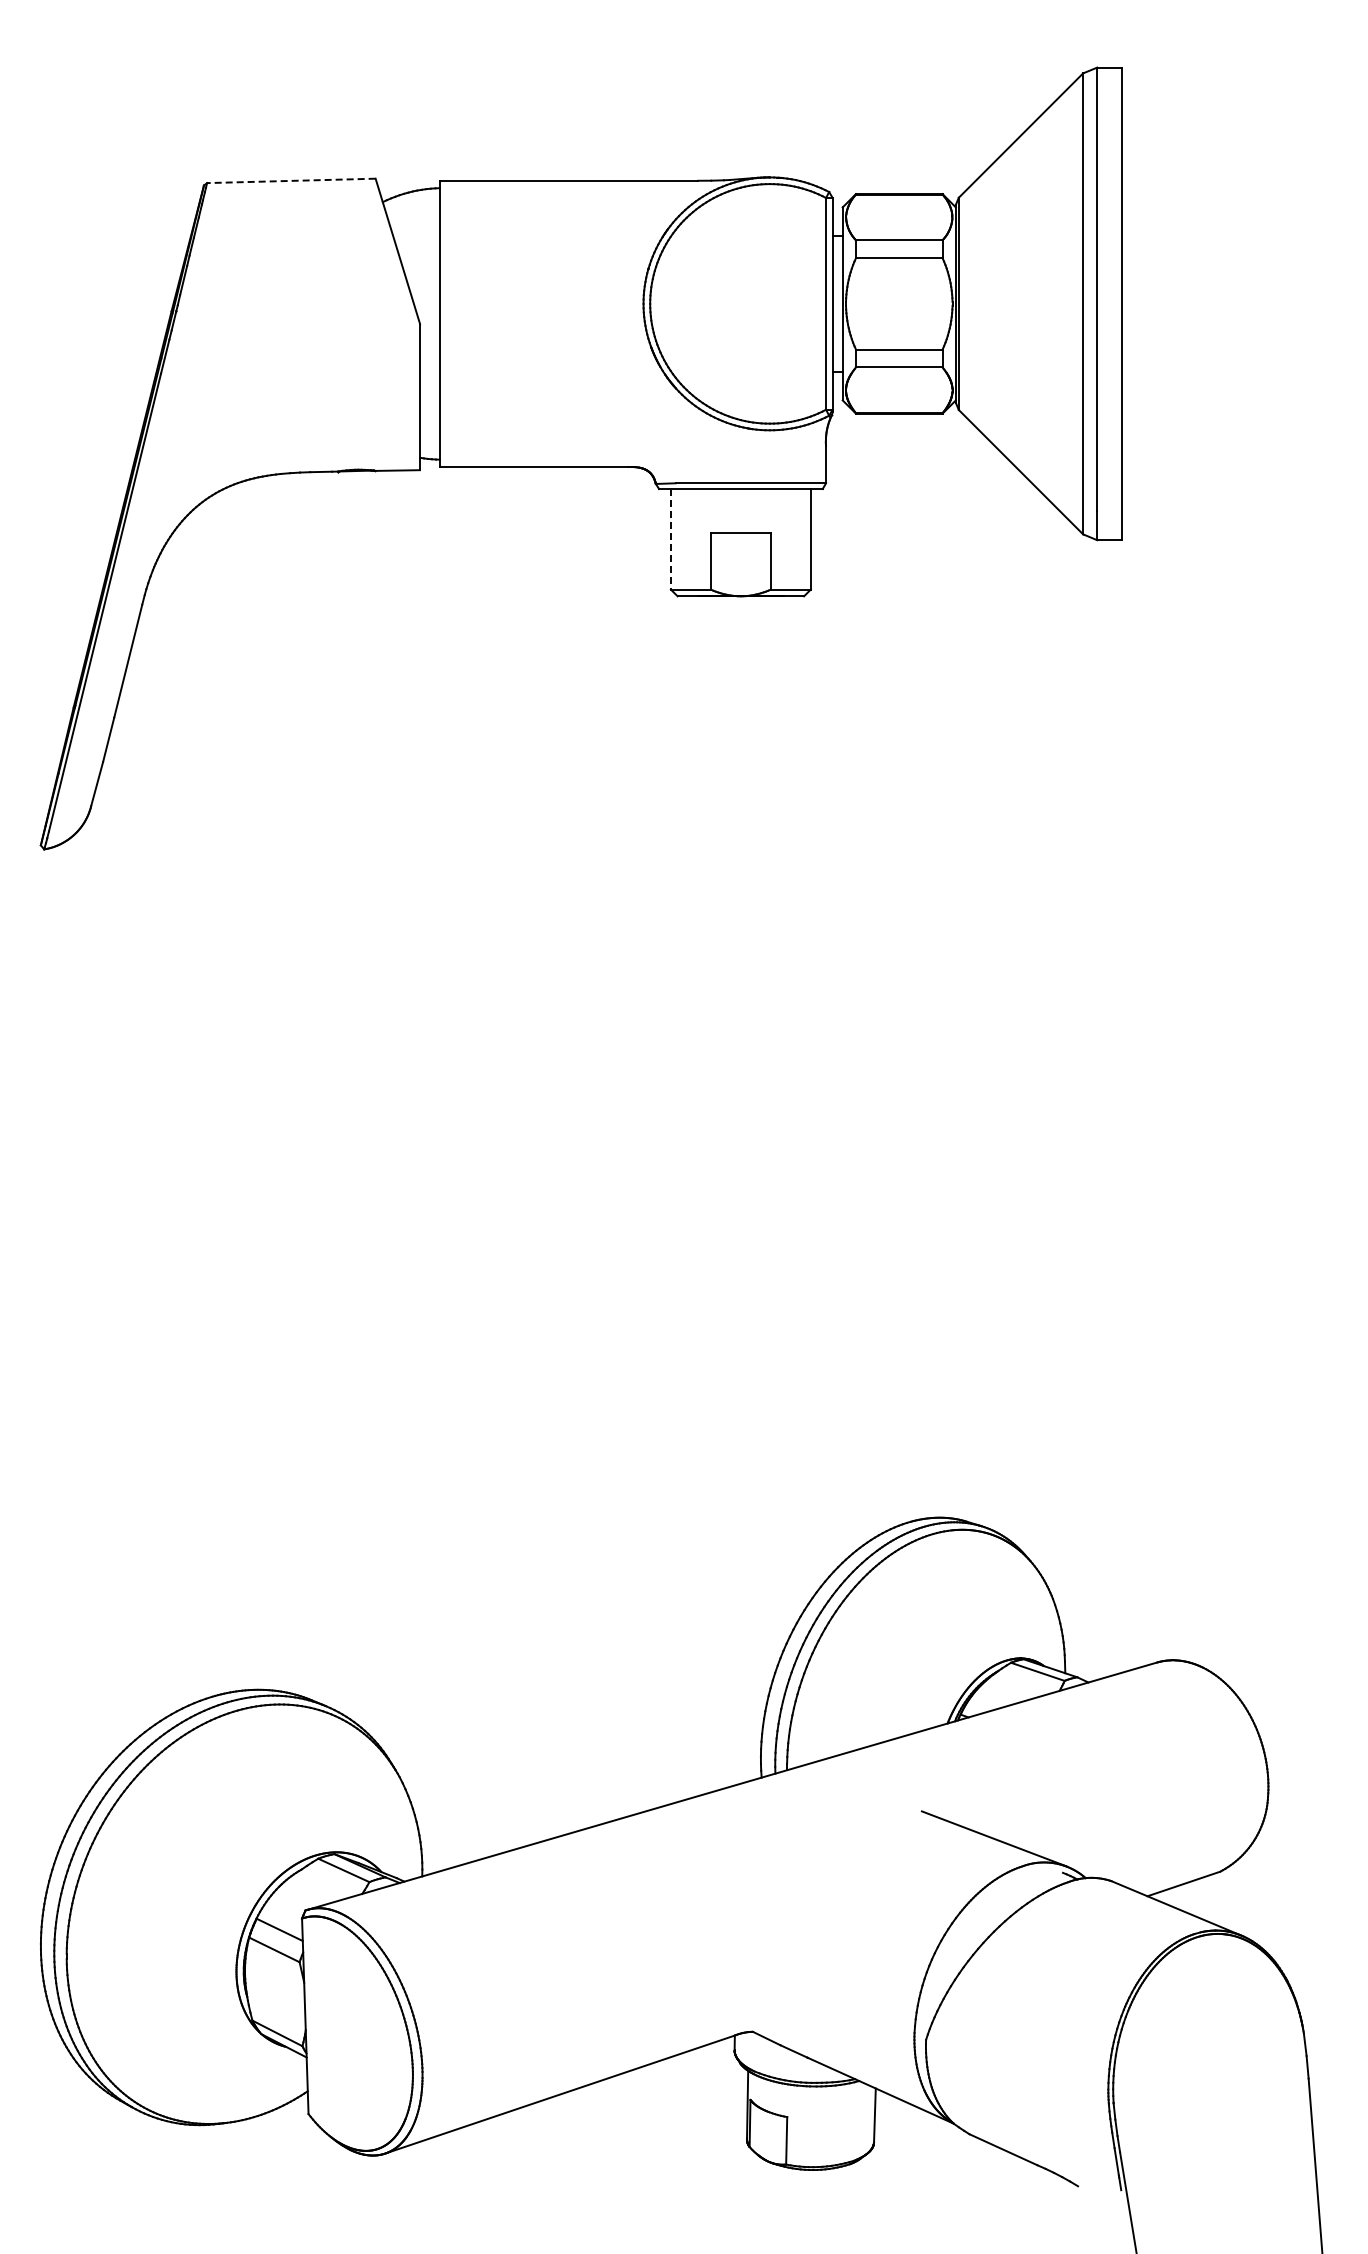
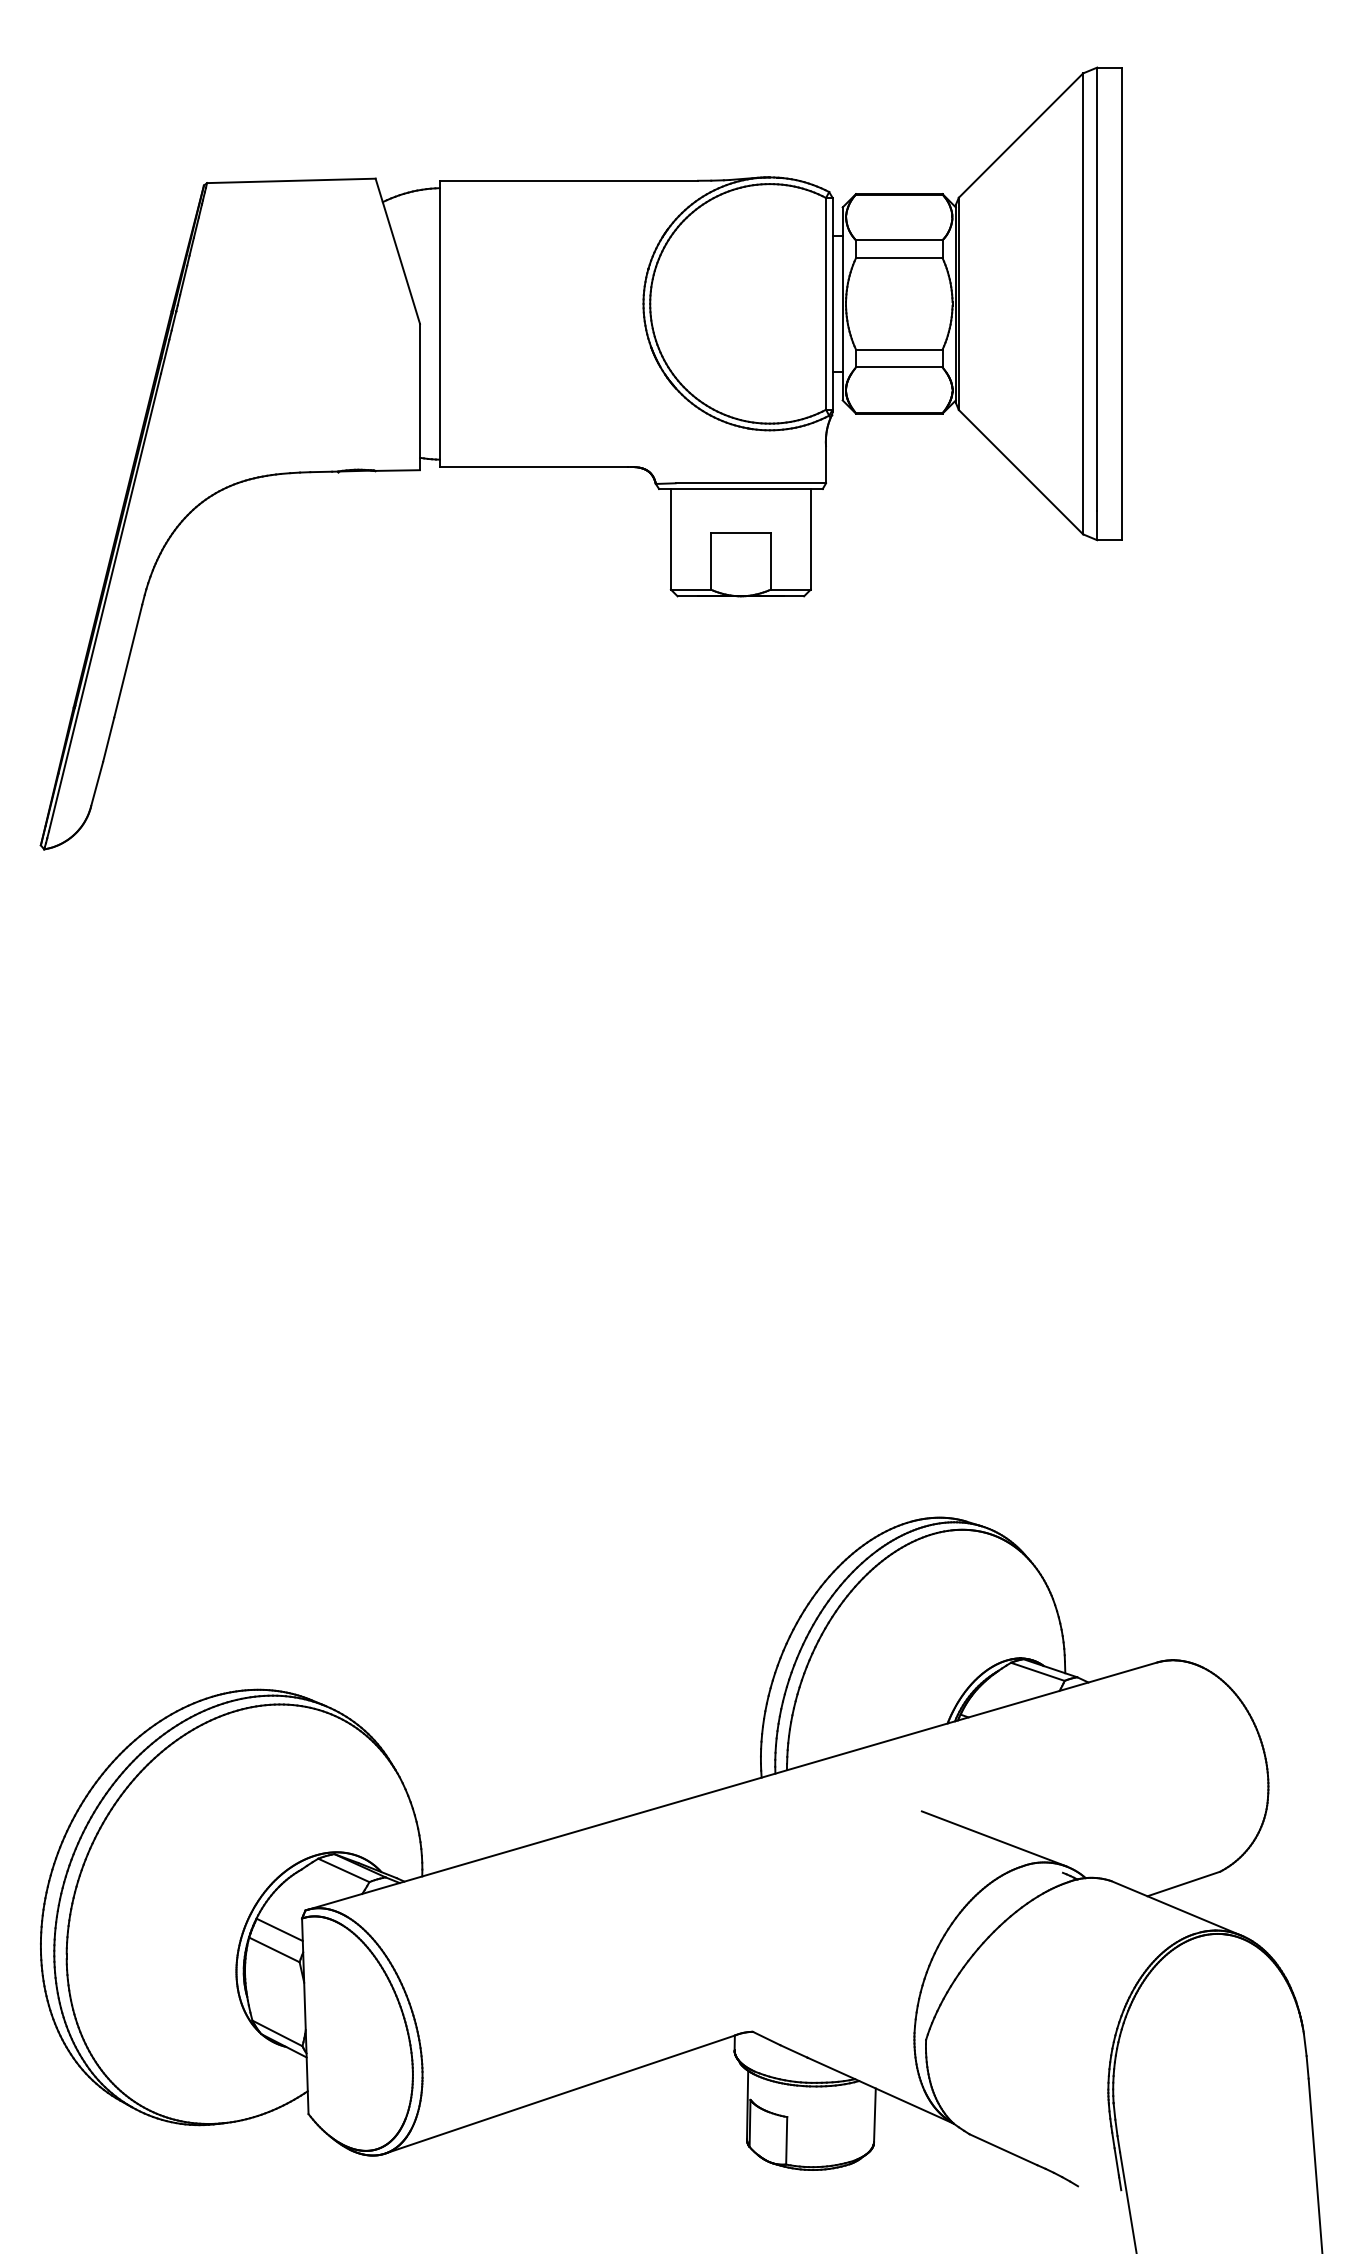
line: dashed -> solid (290, 180)
line: dashed -> solid (670, 539)
